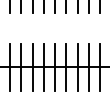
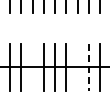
line: present -> none (32, 67)
line: present -> none (77, 67)
line: solid -> dashed (88, 68)
